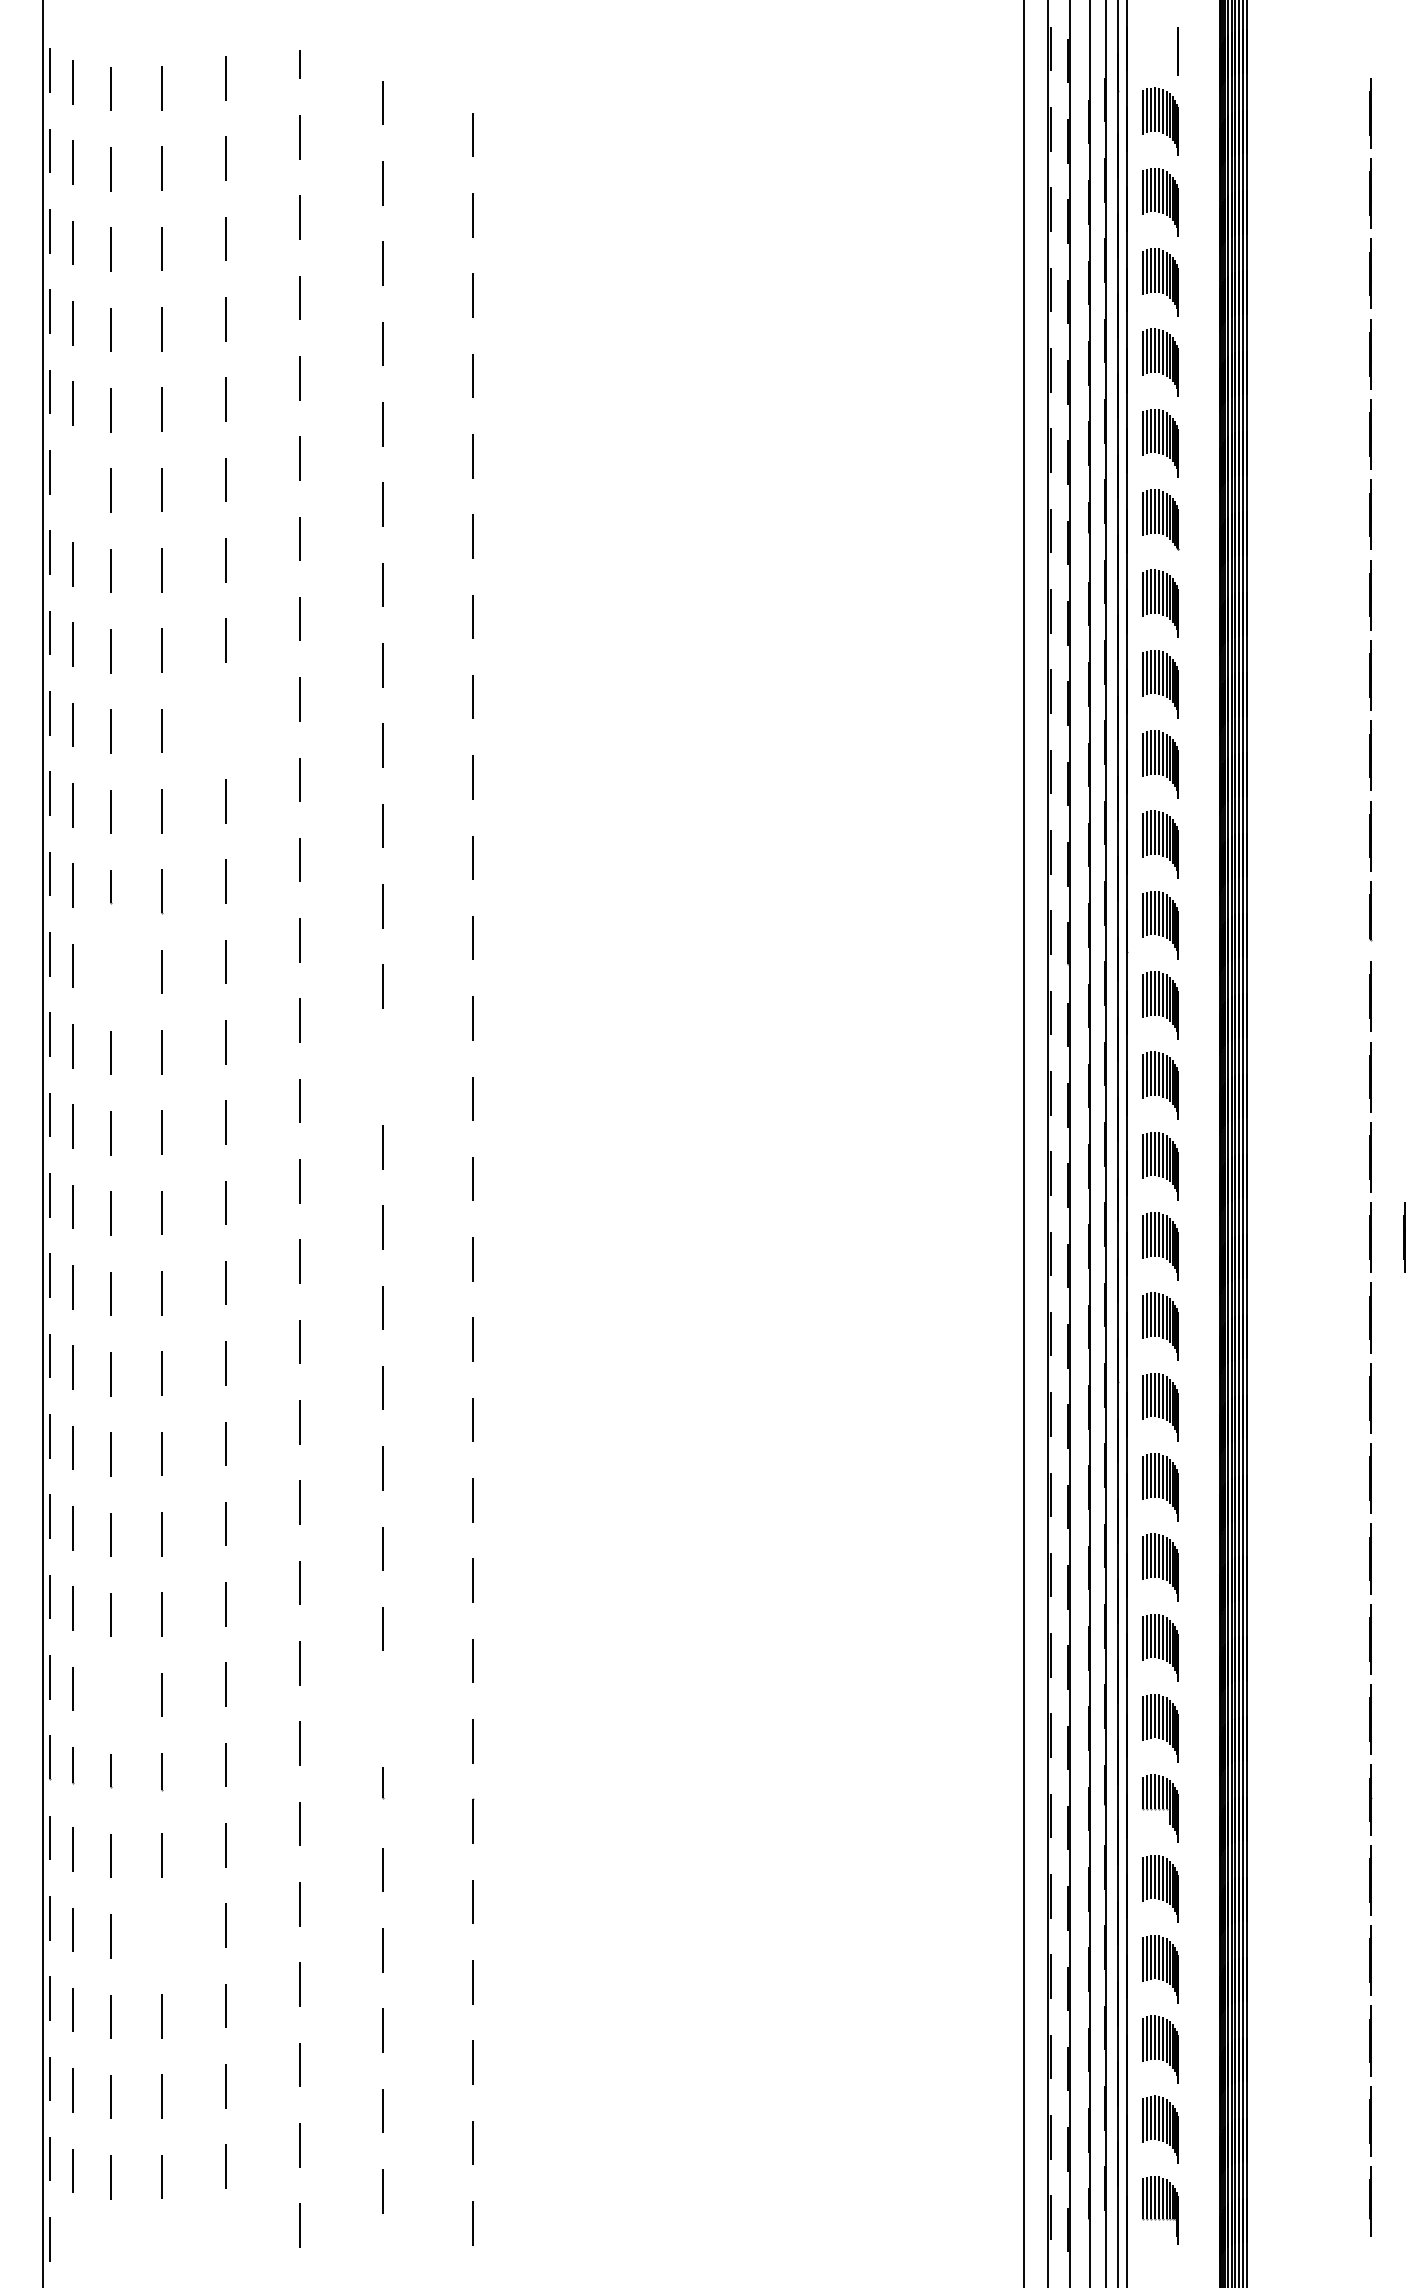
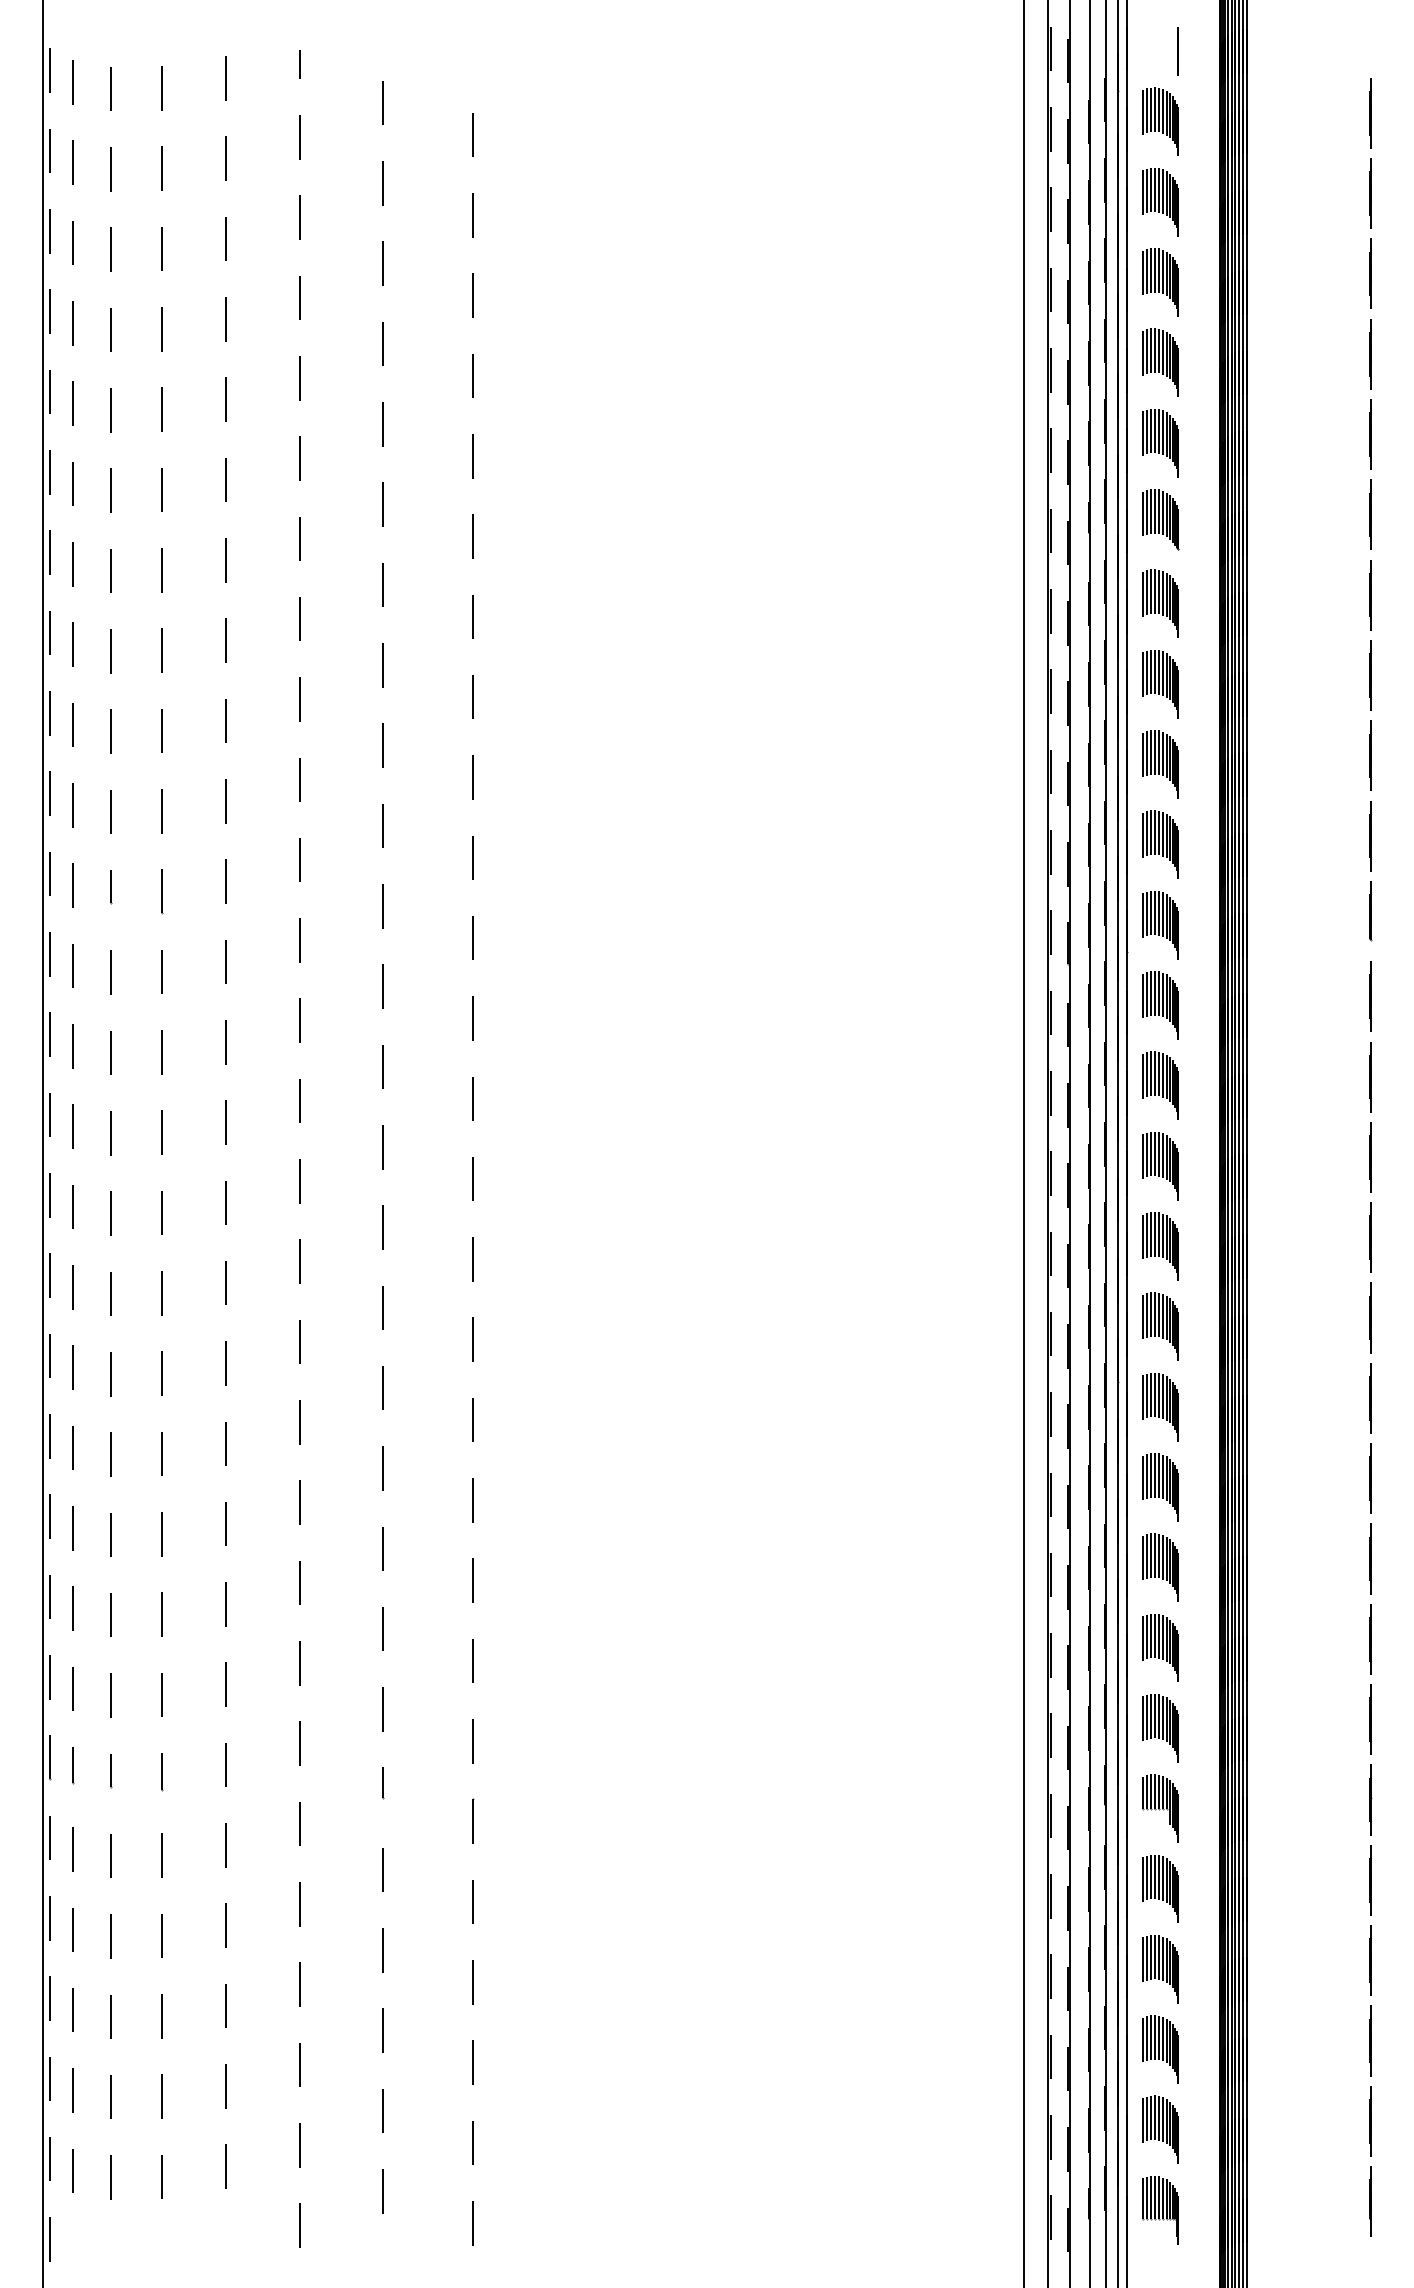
line: none -> present (72, 483)
line: none -> present (226, 720)
line: none -> present (111, 972)
line: none -> present (382, 1066)
line: present -> none (1404, 1237)
line: none -> present (111, 1695)
line: none -> present (382, 1709)
line: none -> present (162, 1935)
